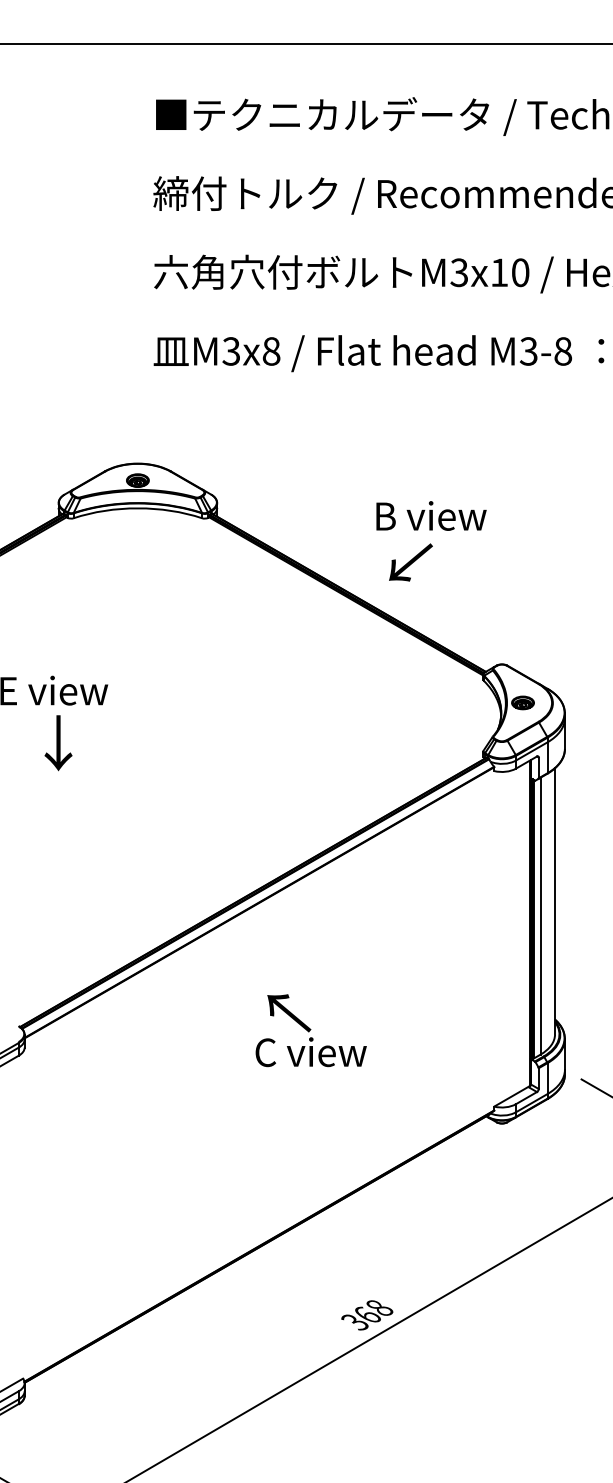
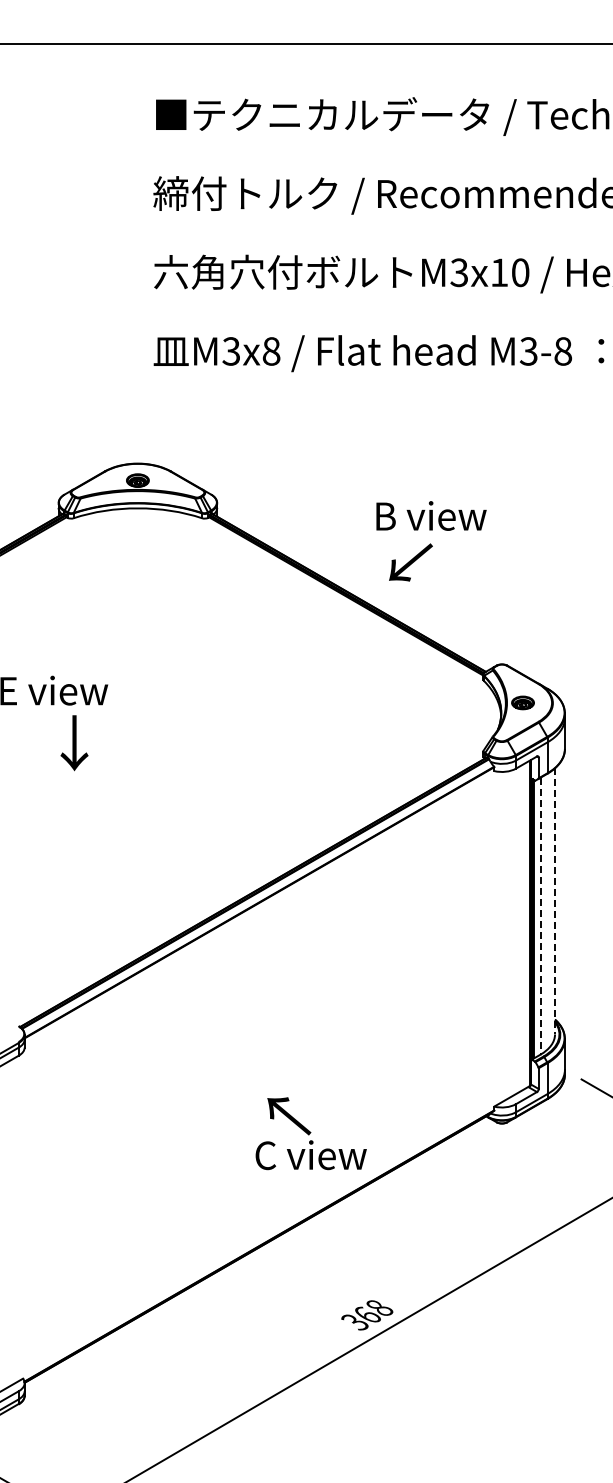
text position: (58, 743) -> (74, 743) (74, 743)
line: solid -> dashed (555, 901)
line: solid -> dashed (540, 916)
text position: (310, 1030) -> (310, 1133) (310, 1133)
